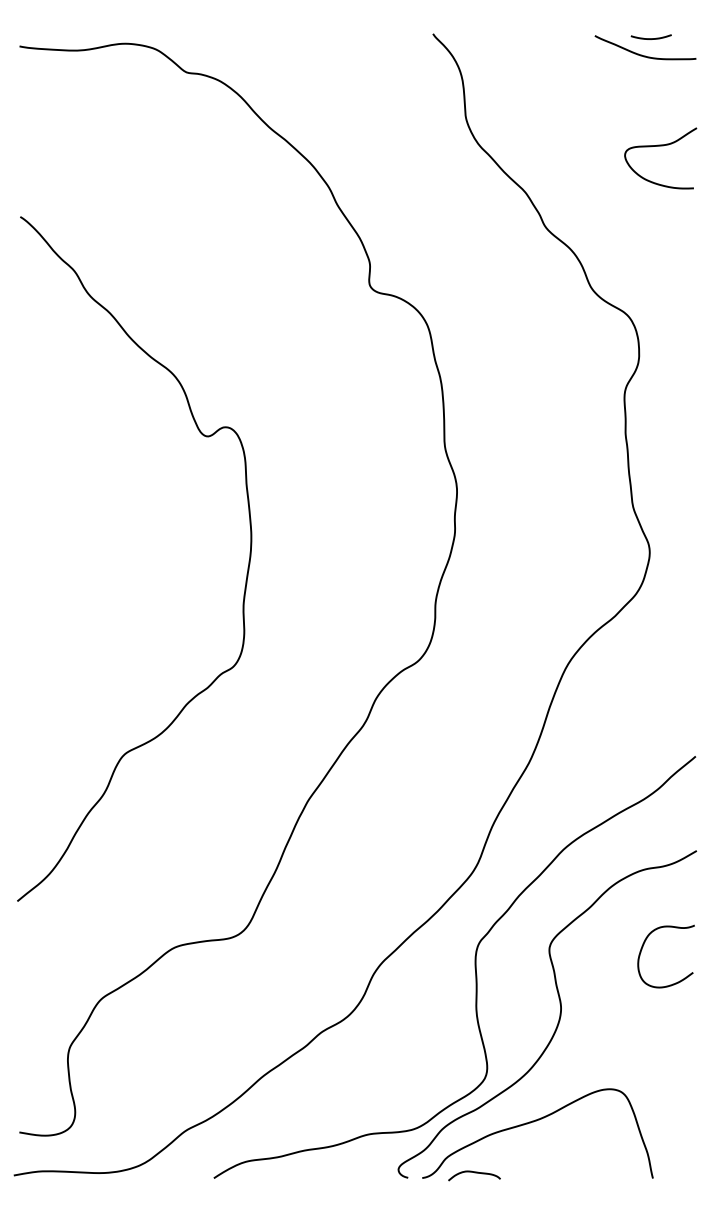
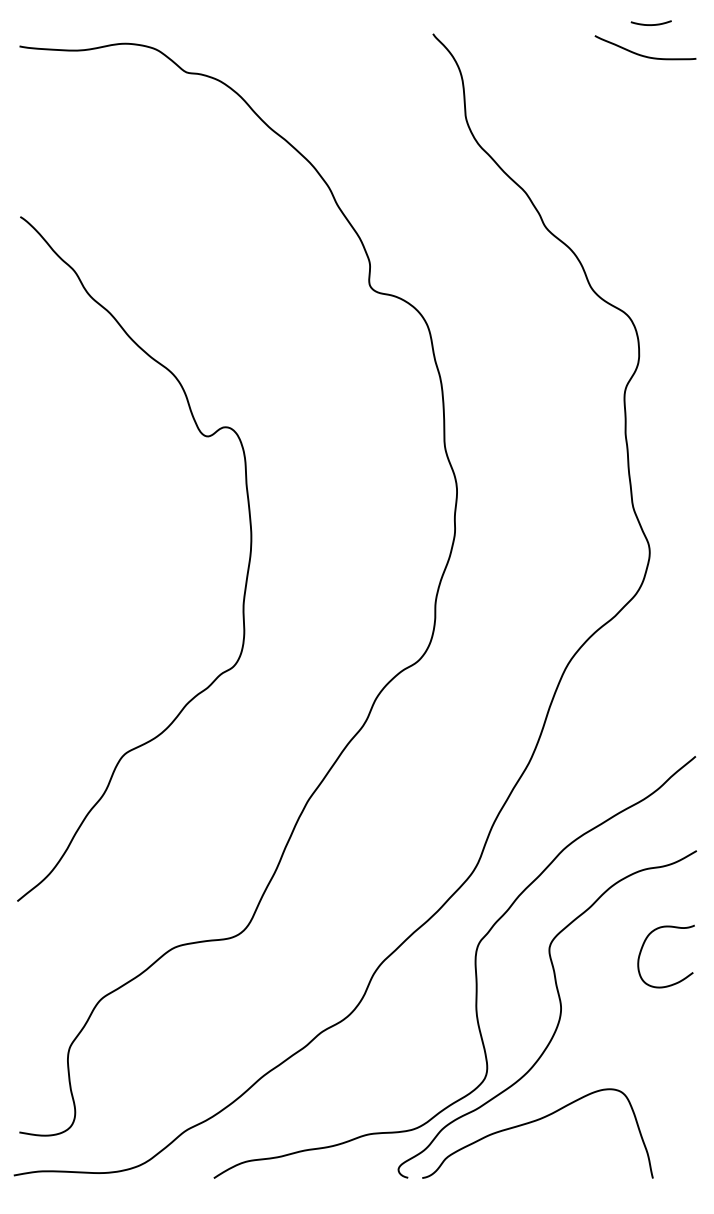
curve position: (650, 38) -> (650, 24) (650, 24)
curve: present -> none (660, 146)
curve: present -> none (474, 1173)
